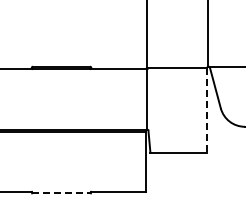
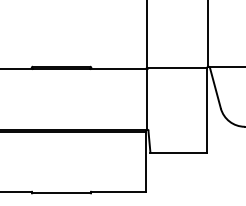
line: dashed -> solid (207, 110)
line: dashed -> solid (62, 193)
